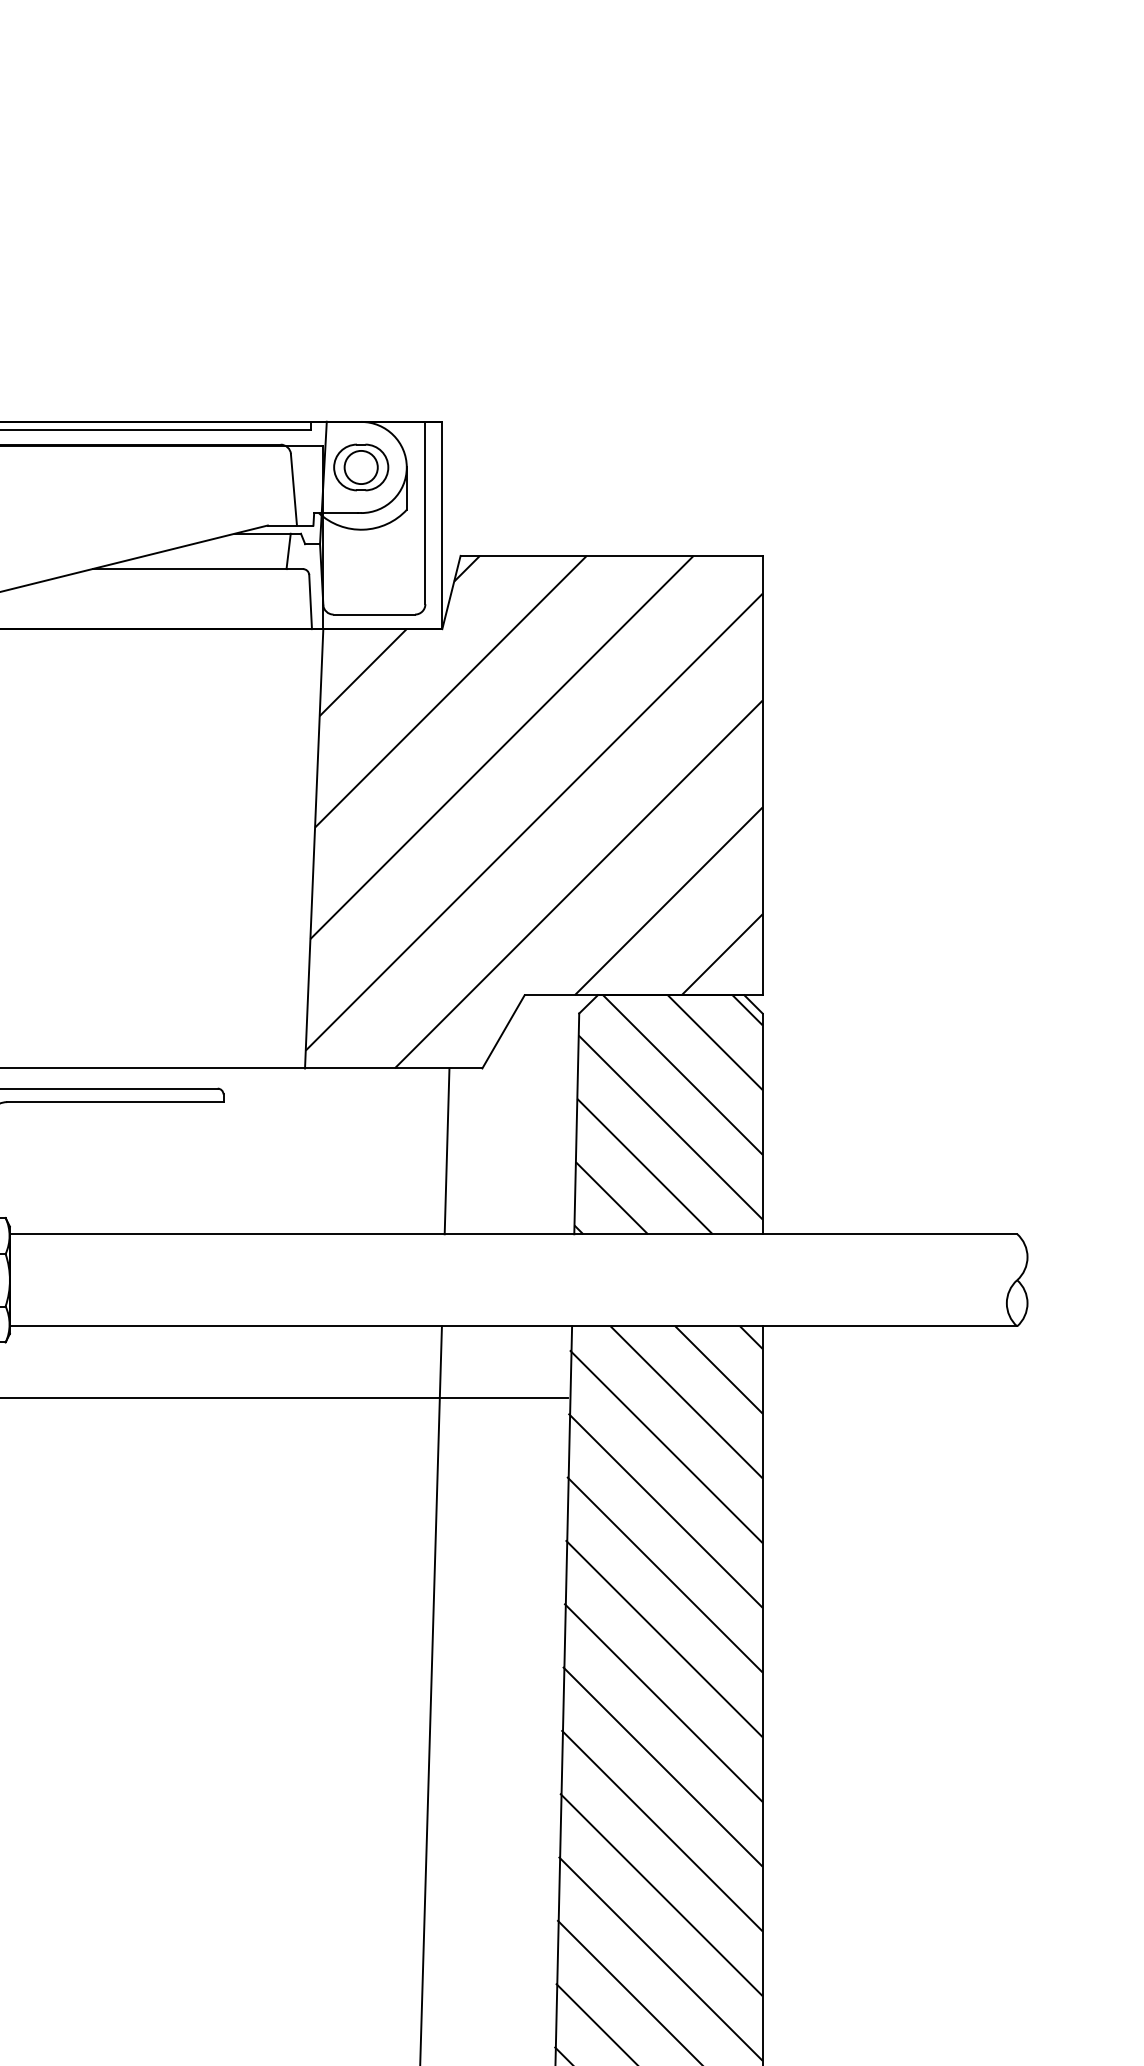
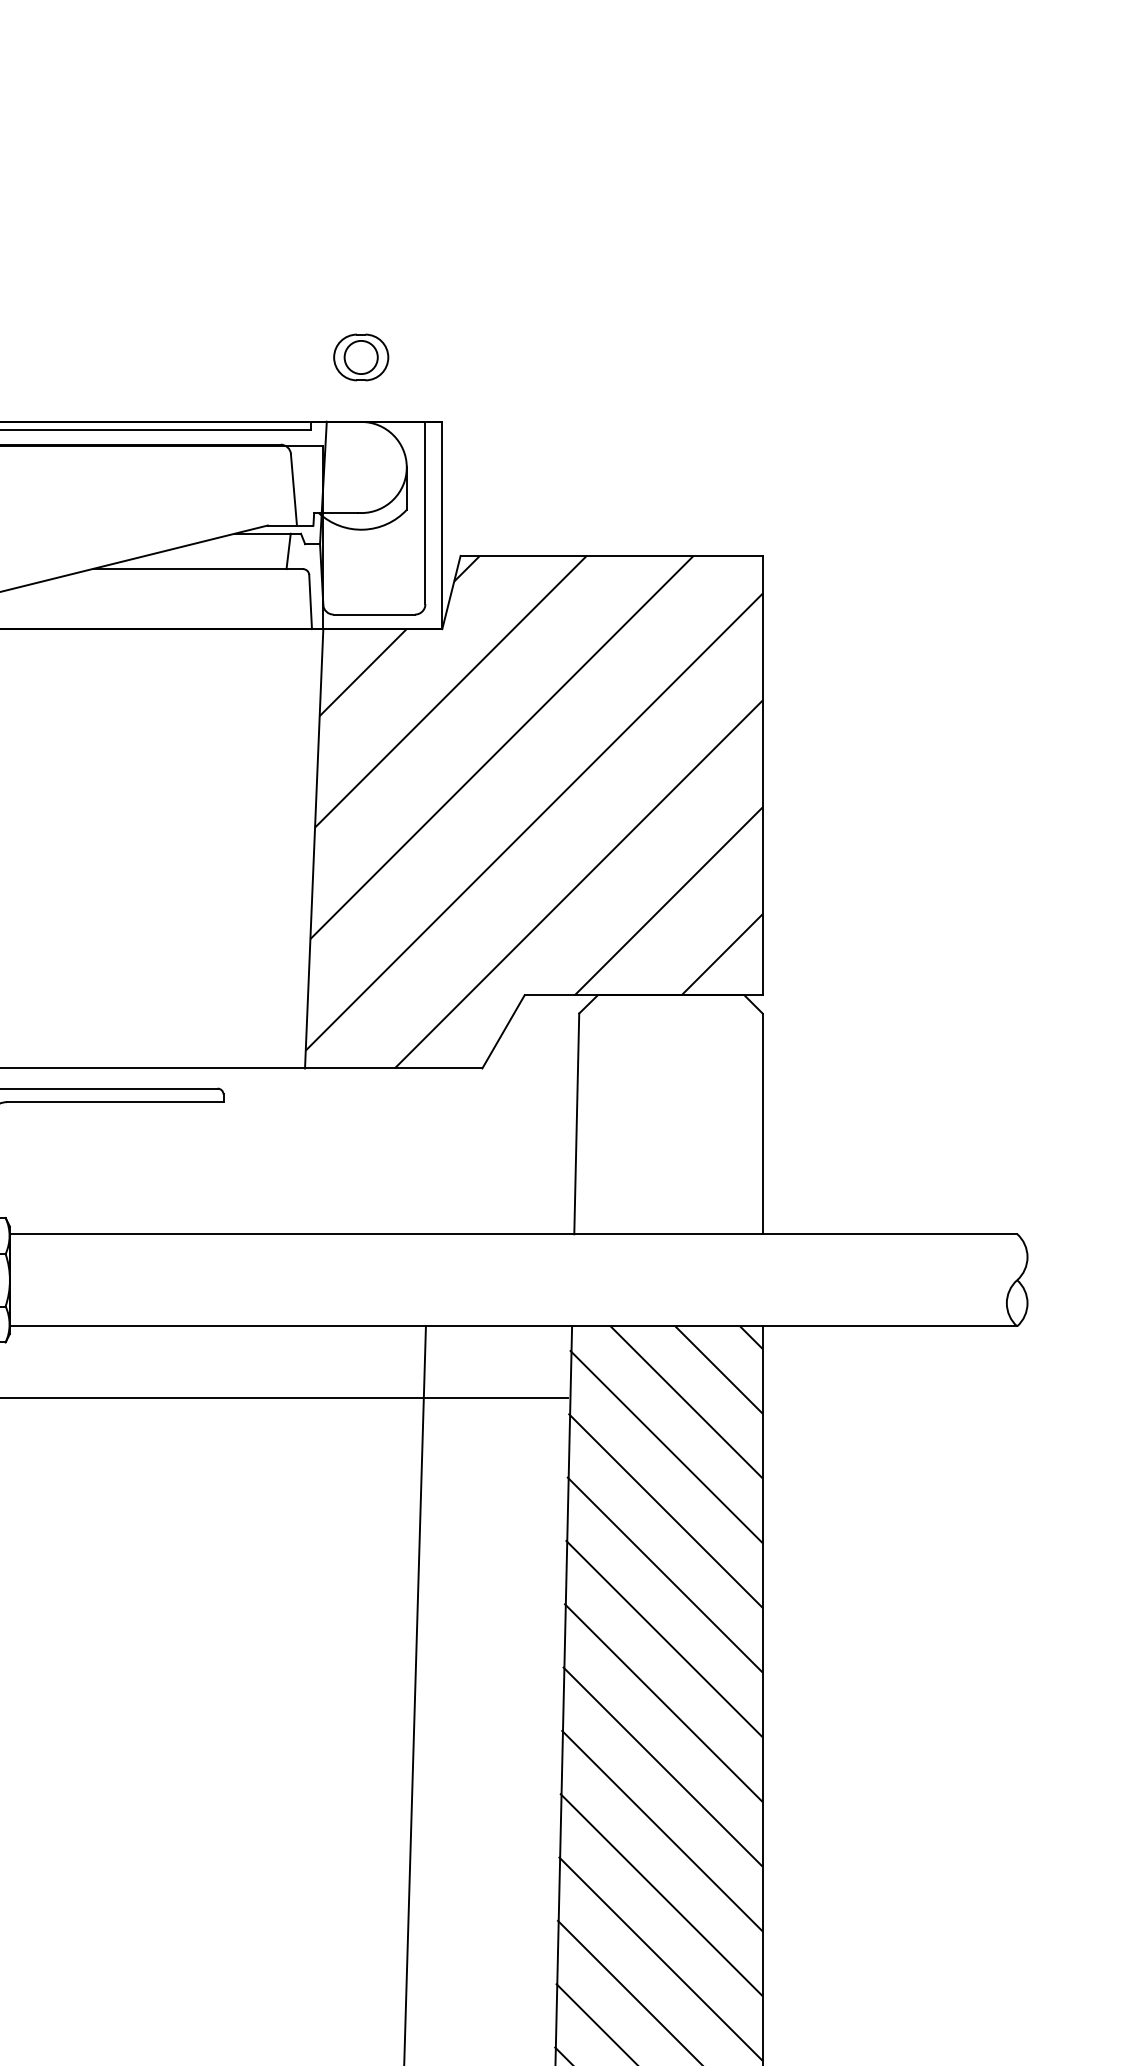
part position: (361, 467) -> (361, 357) (361, 357)
hatch: present -> none (668, 1114)
line: present -> none (446, 1151)
line position: (430, 1694) -> (414, 1694) (414, 1694)
